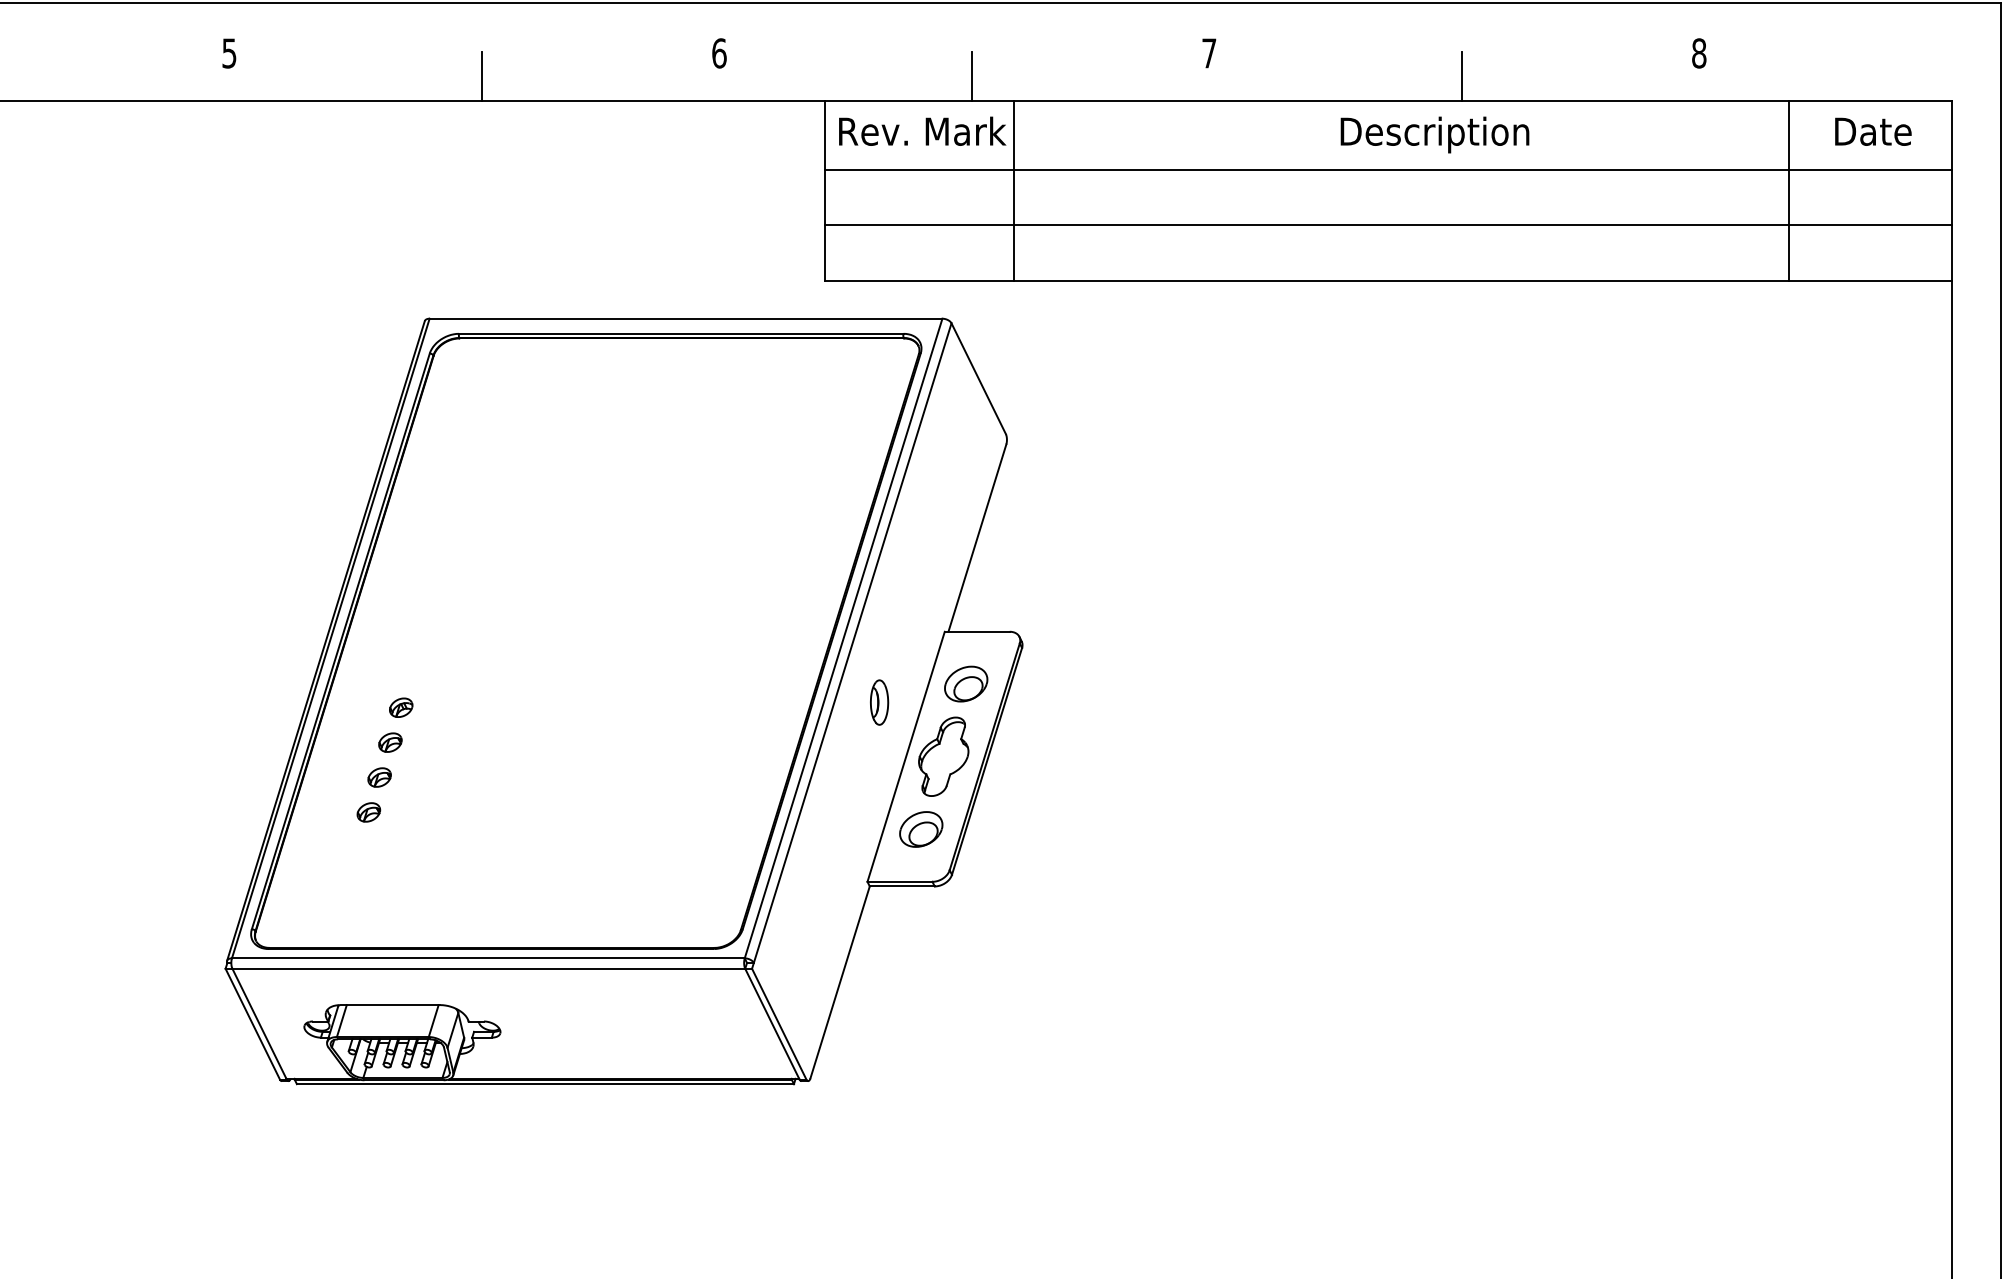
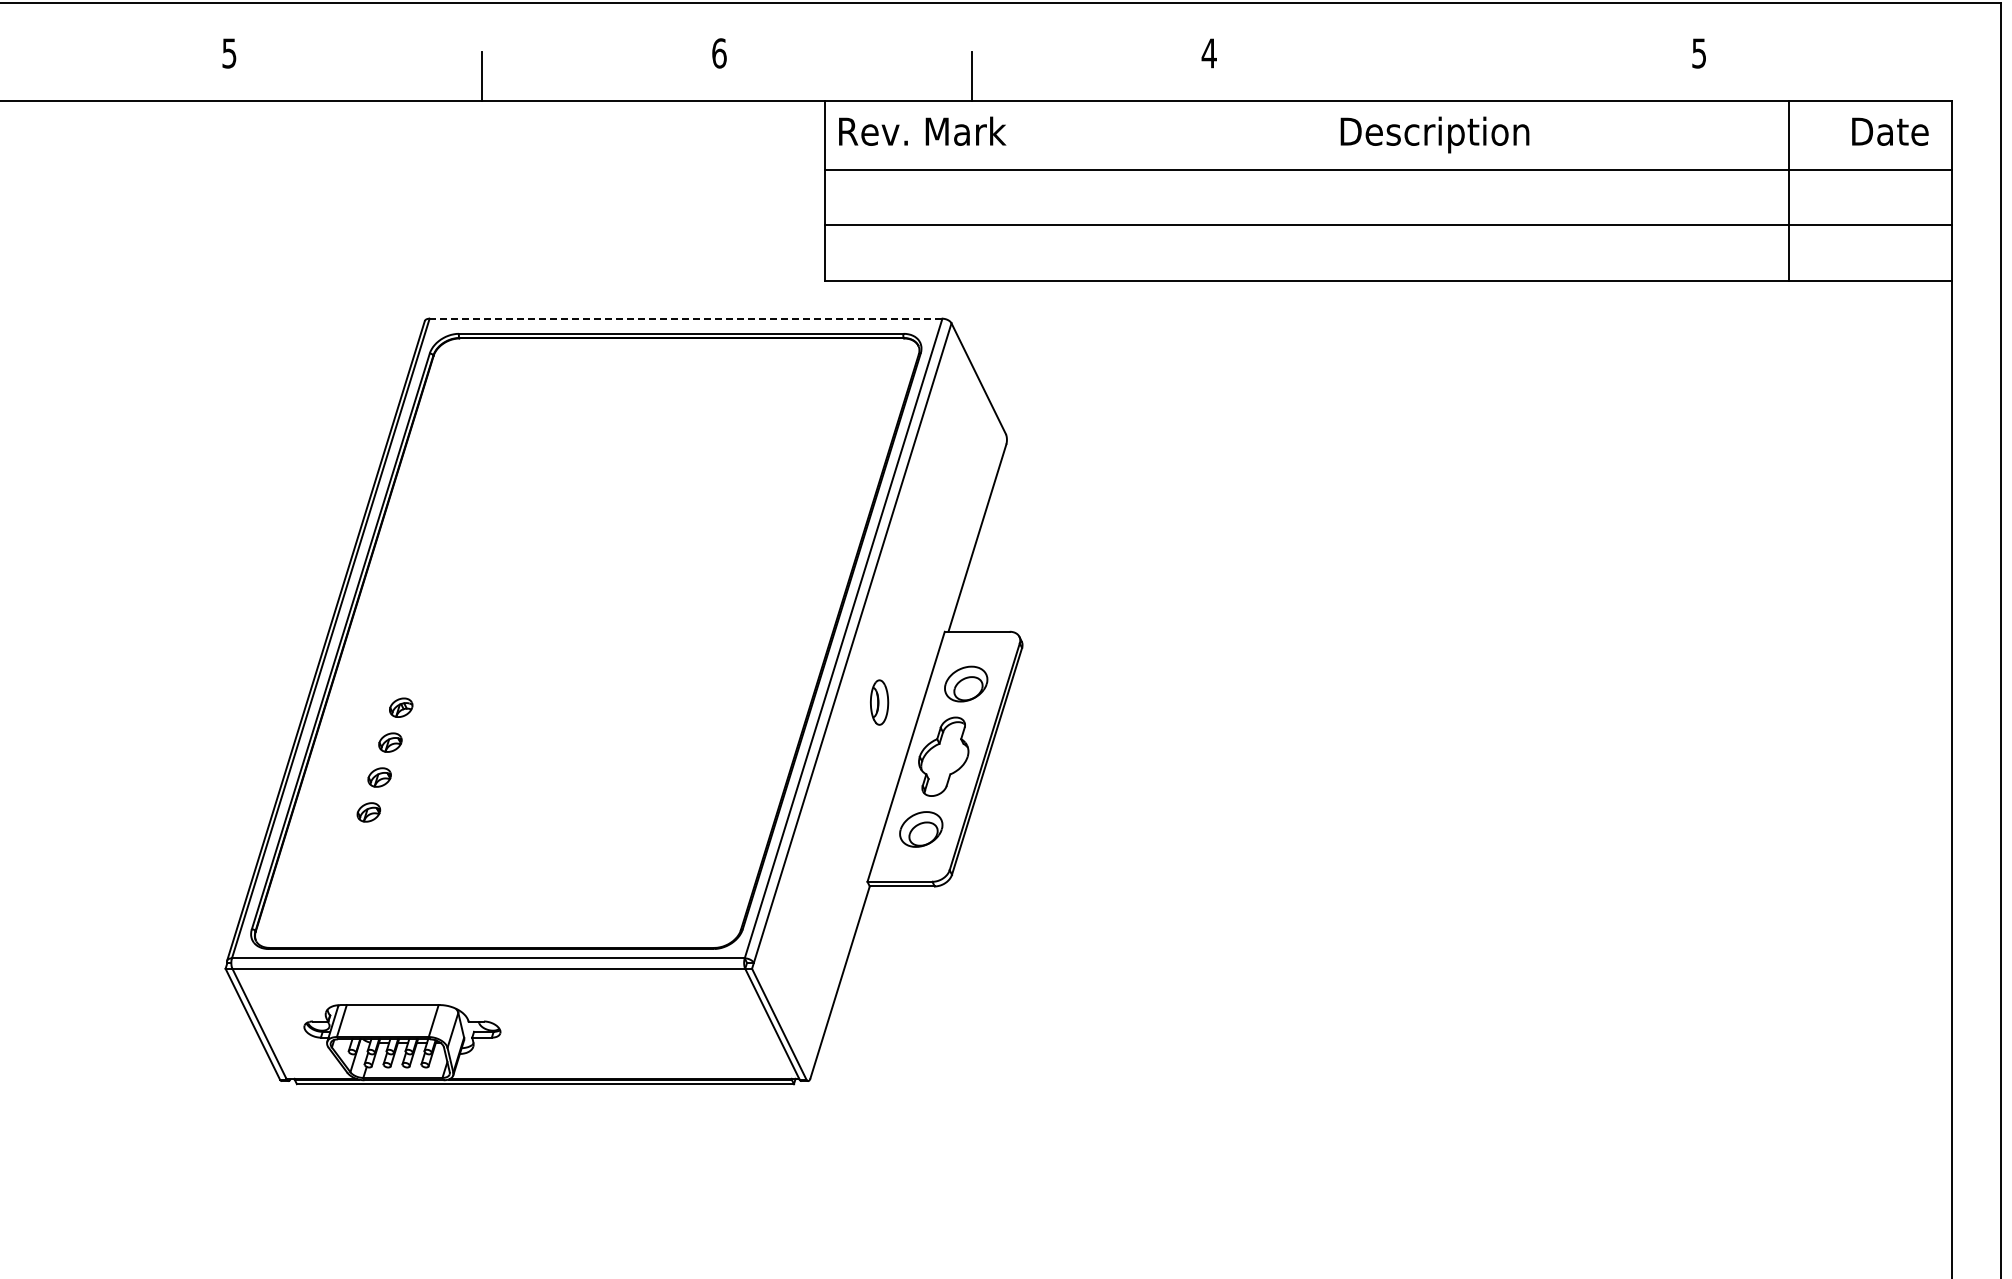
text: 7 -> 4 (1208, 53)
text: 8 -> 5 (1699, 53)
line: present -> none (1461, 75)
text position: (1873, 131) -> (1890, 131) (1890, 131)
line: present -> none (1013, 190)
line: solid -> dashed (685, 318)
